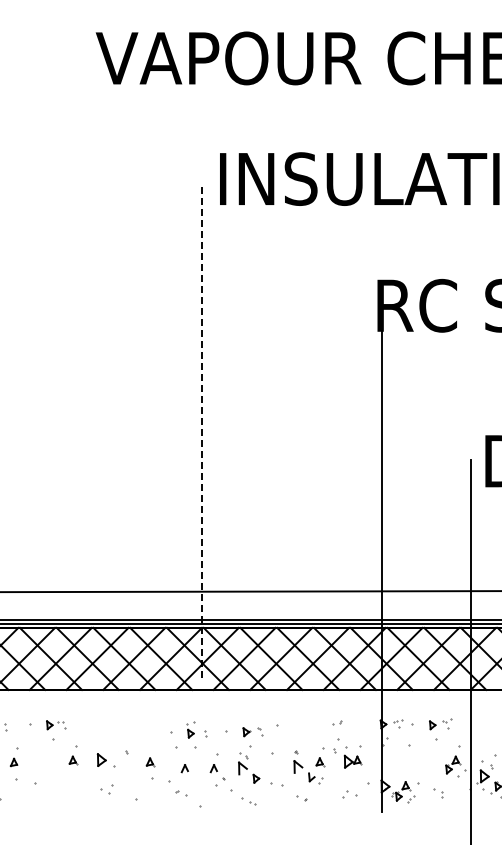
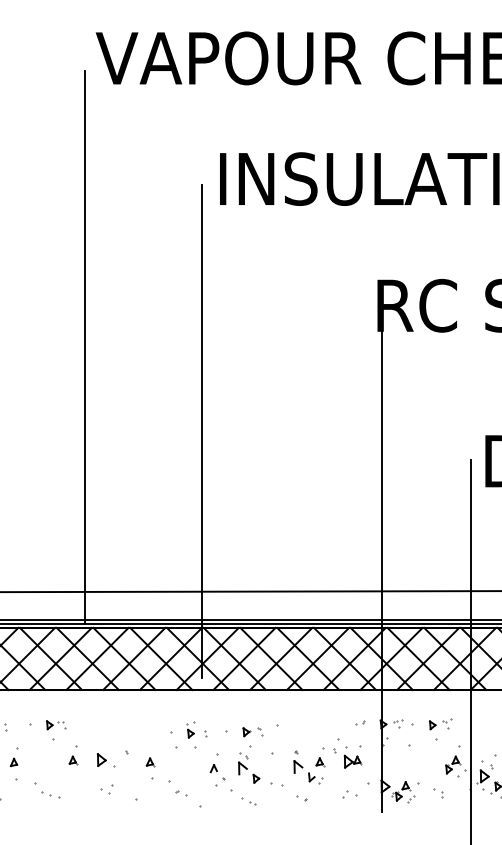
line: none -> present (85, 347)
line: dashed -> solid (202, 431)
part position: (337, 722) -> (360, 722) (360, 722)
part: present -> none (184, 768)
part: none -> present (50, 794)
